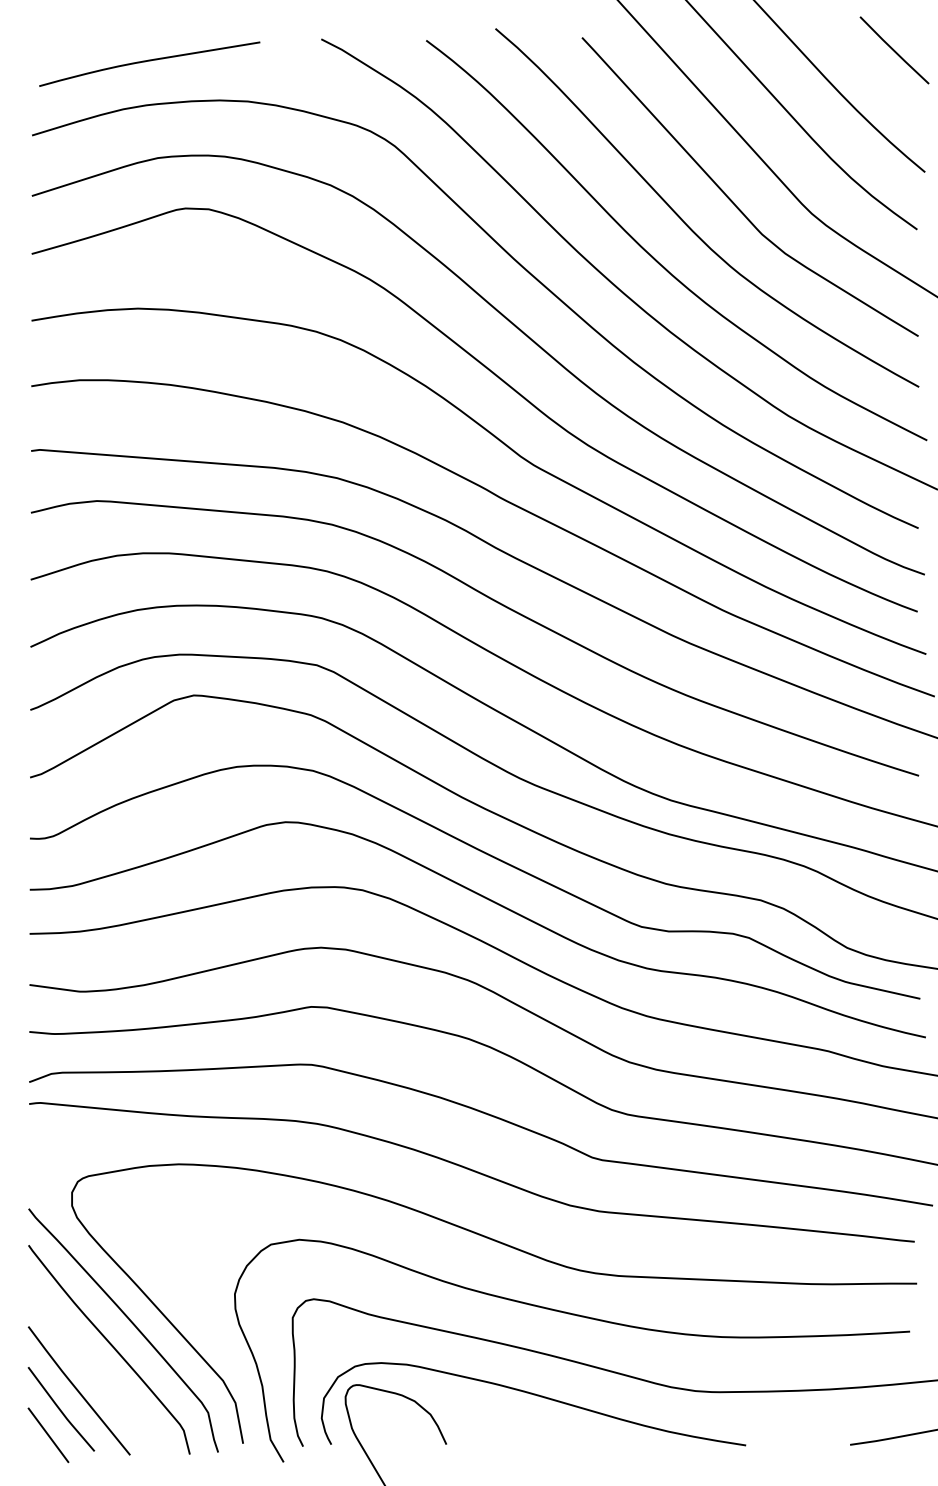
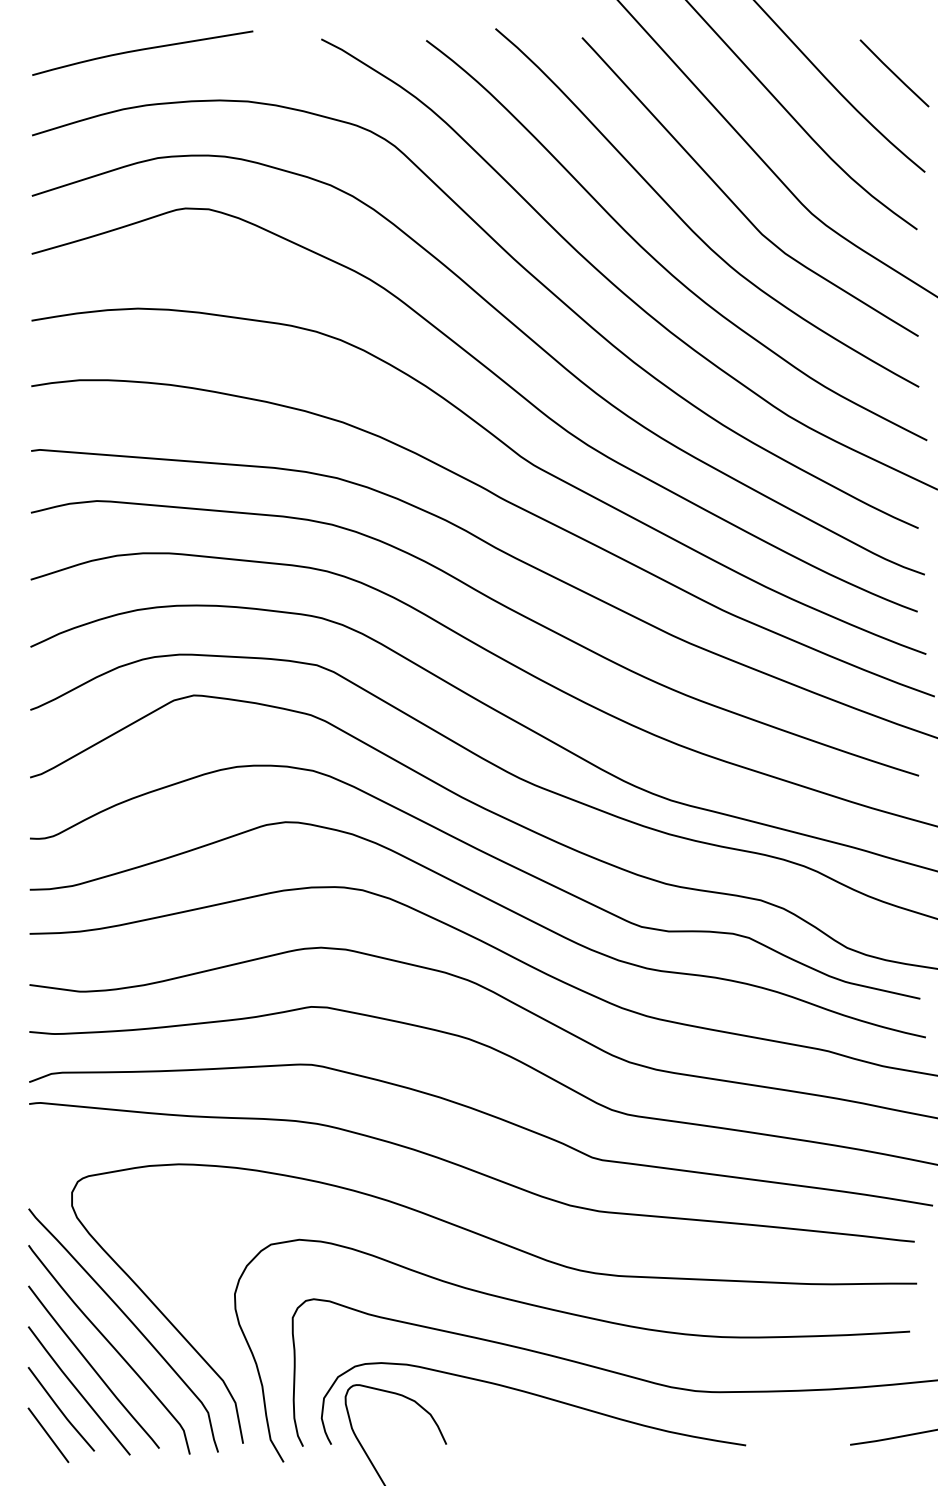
line position: (894, 50) -> (894, 73) (894, 73)
curve position: (149, 61) -> (142, 50) (142, 50)
curve: none -> present (92, 1366)
